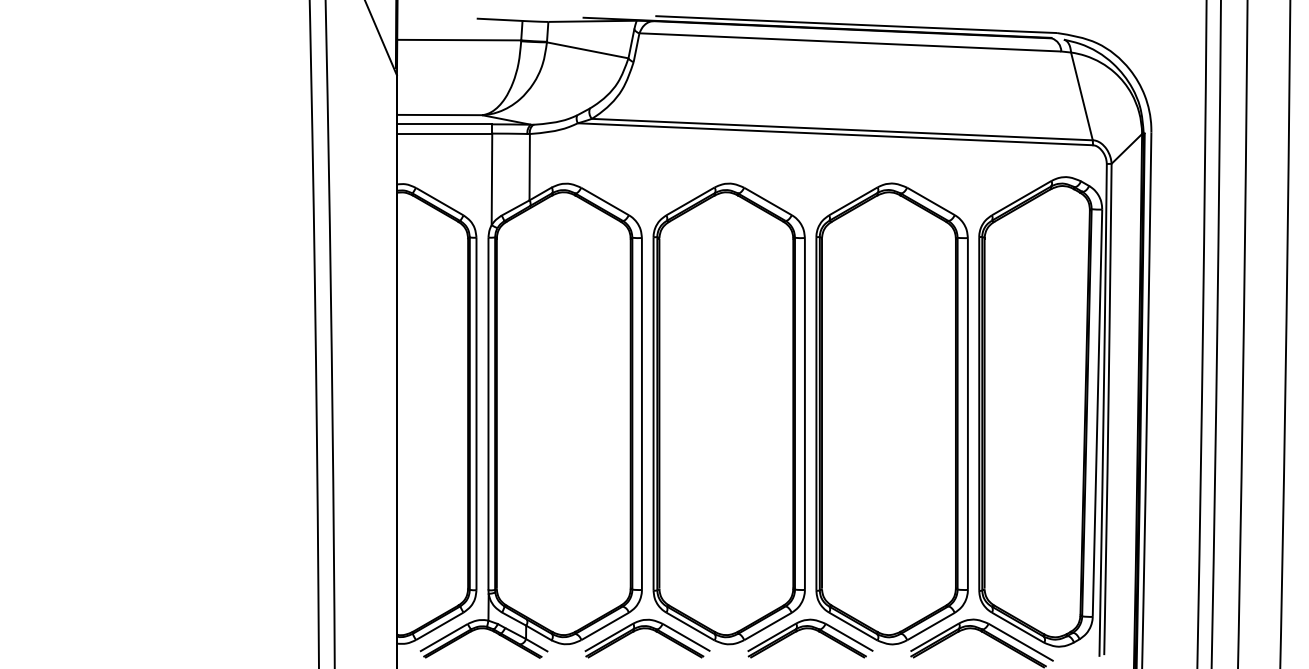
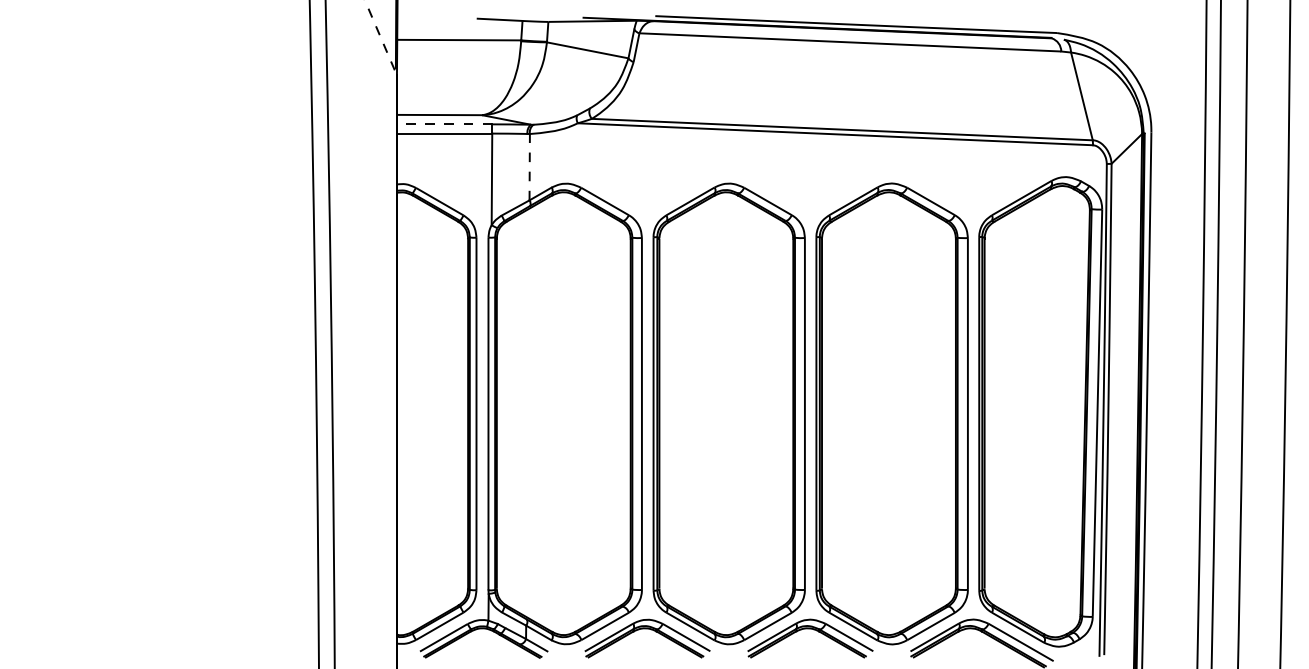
line: solid -> dashed (380, 37)
line: solid -> dashed (444, 124)
line: solid -> dashed (529, 166)
